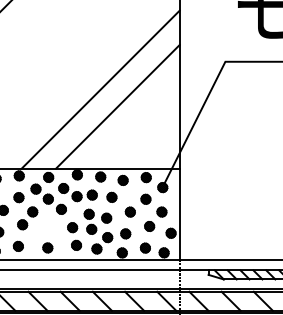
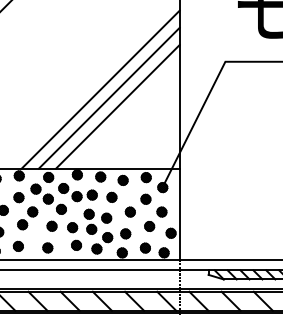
line: none -> present (108, 97)
part: none -> present (51, 225)
